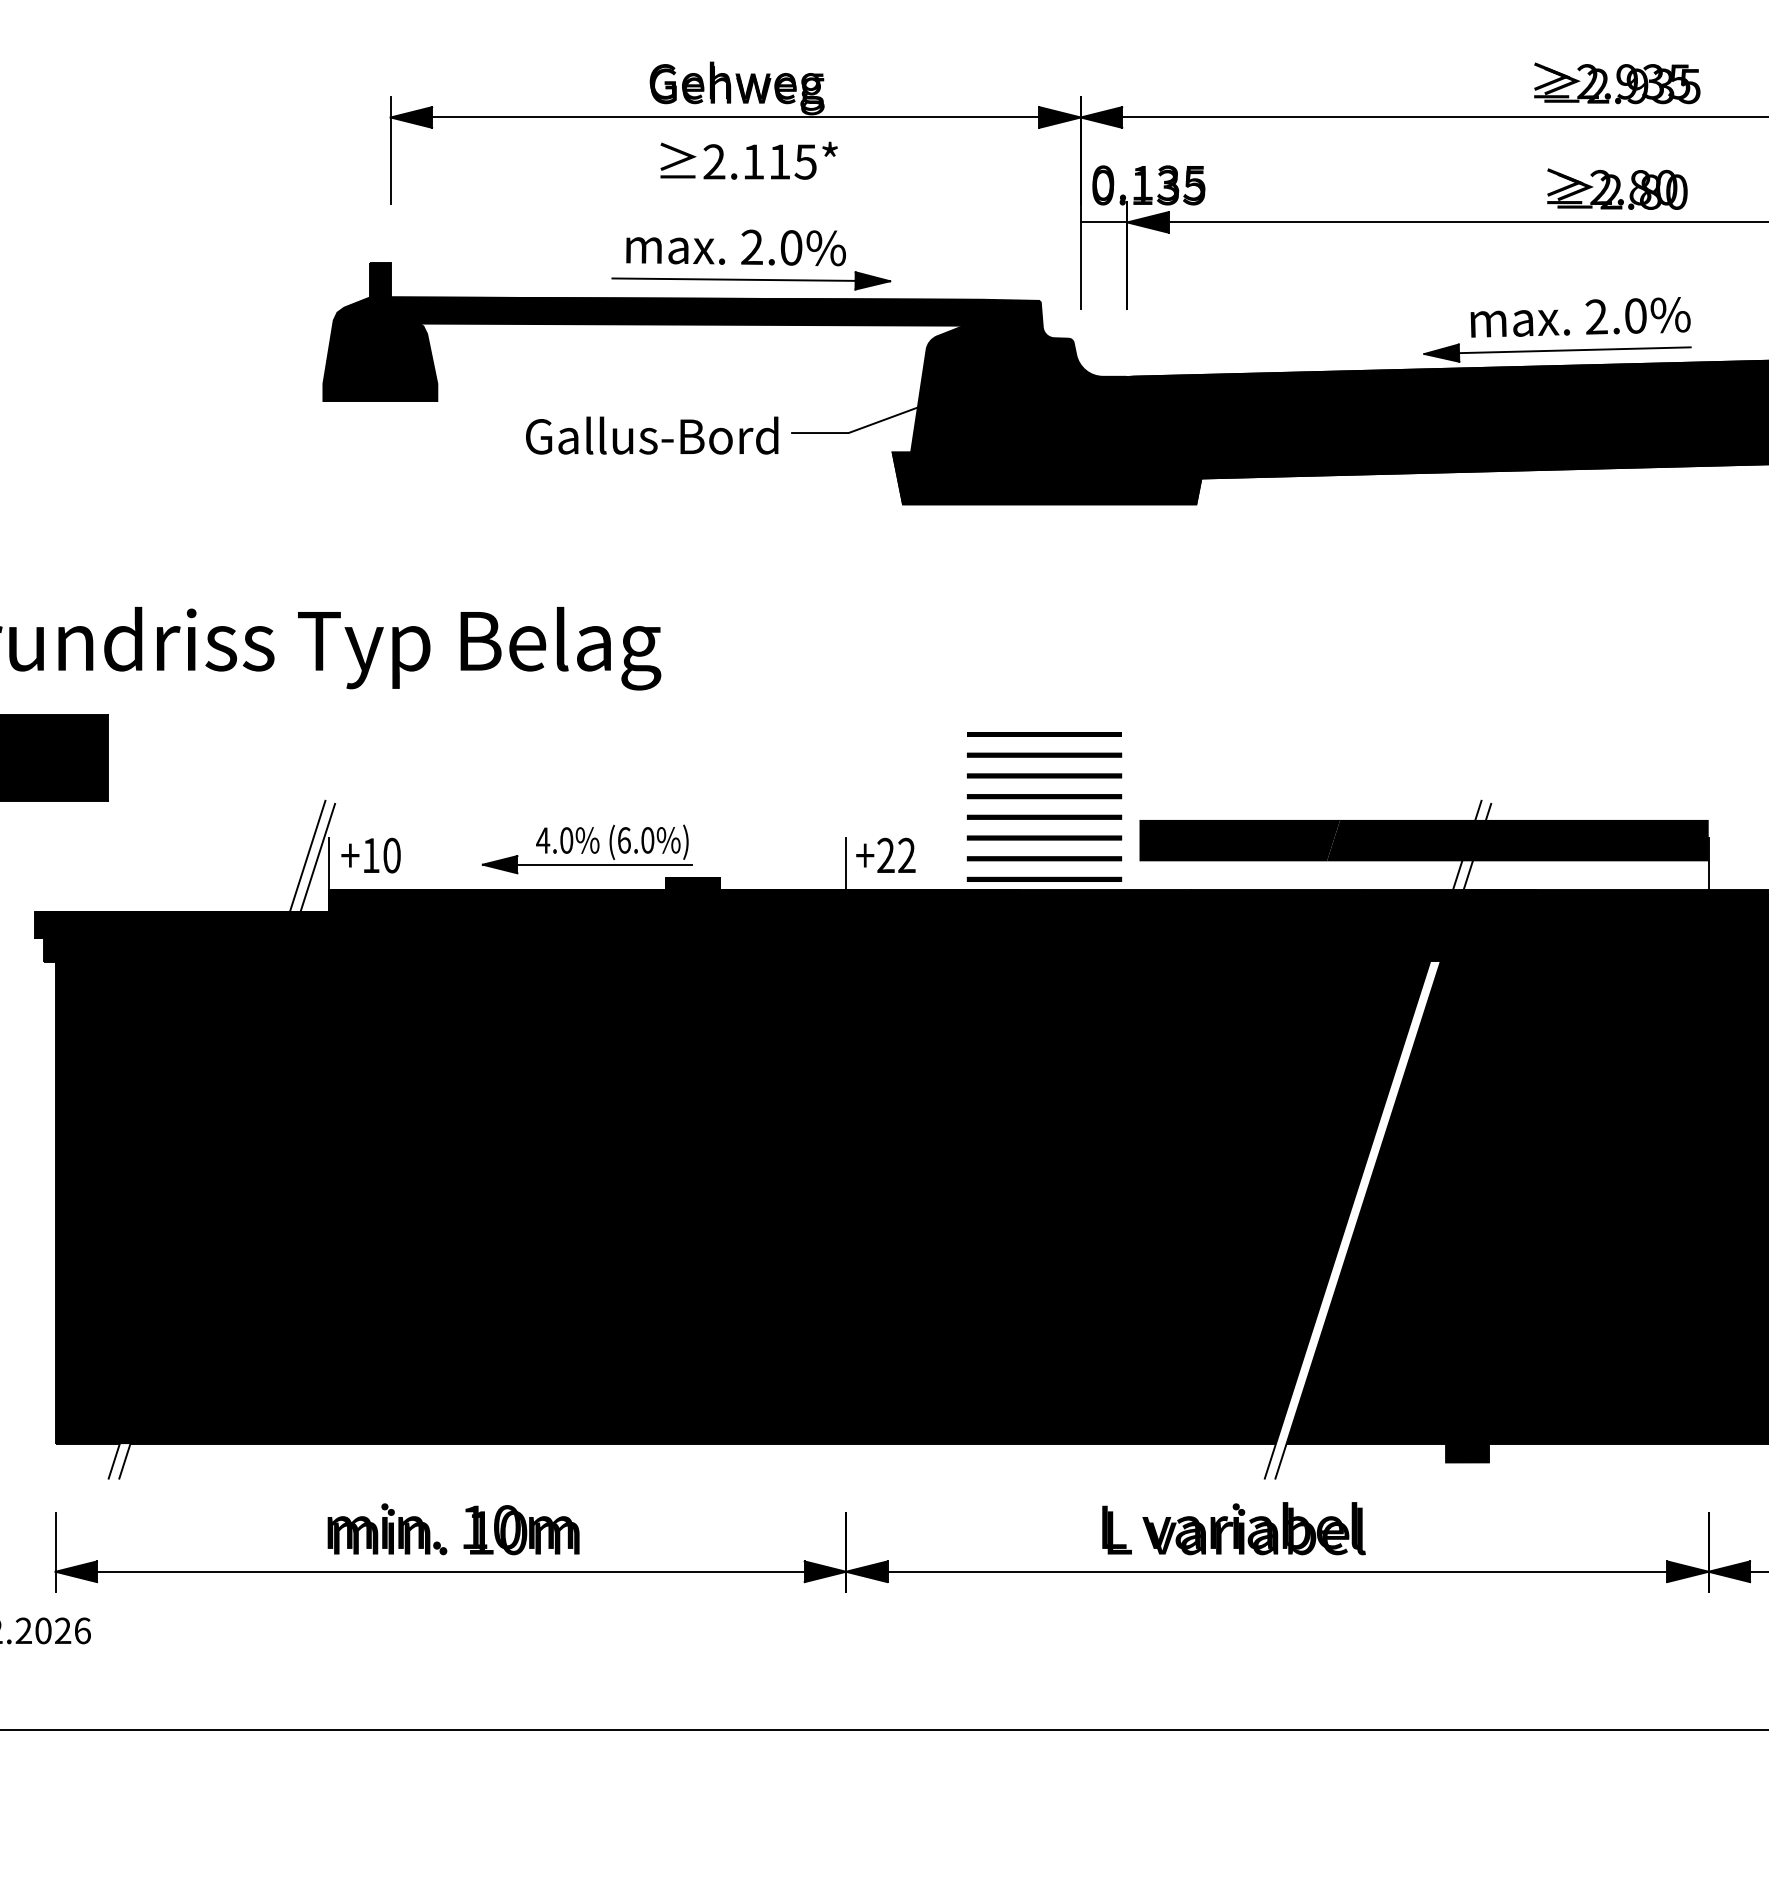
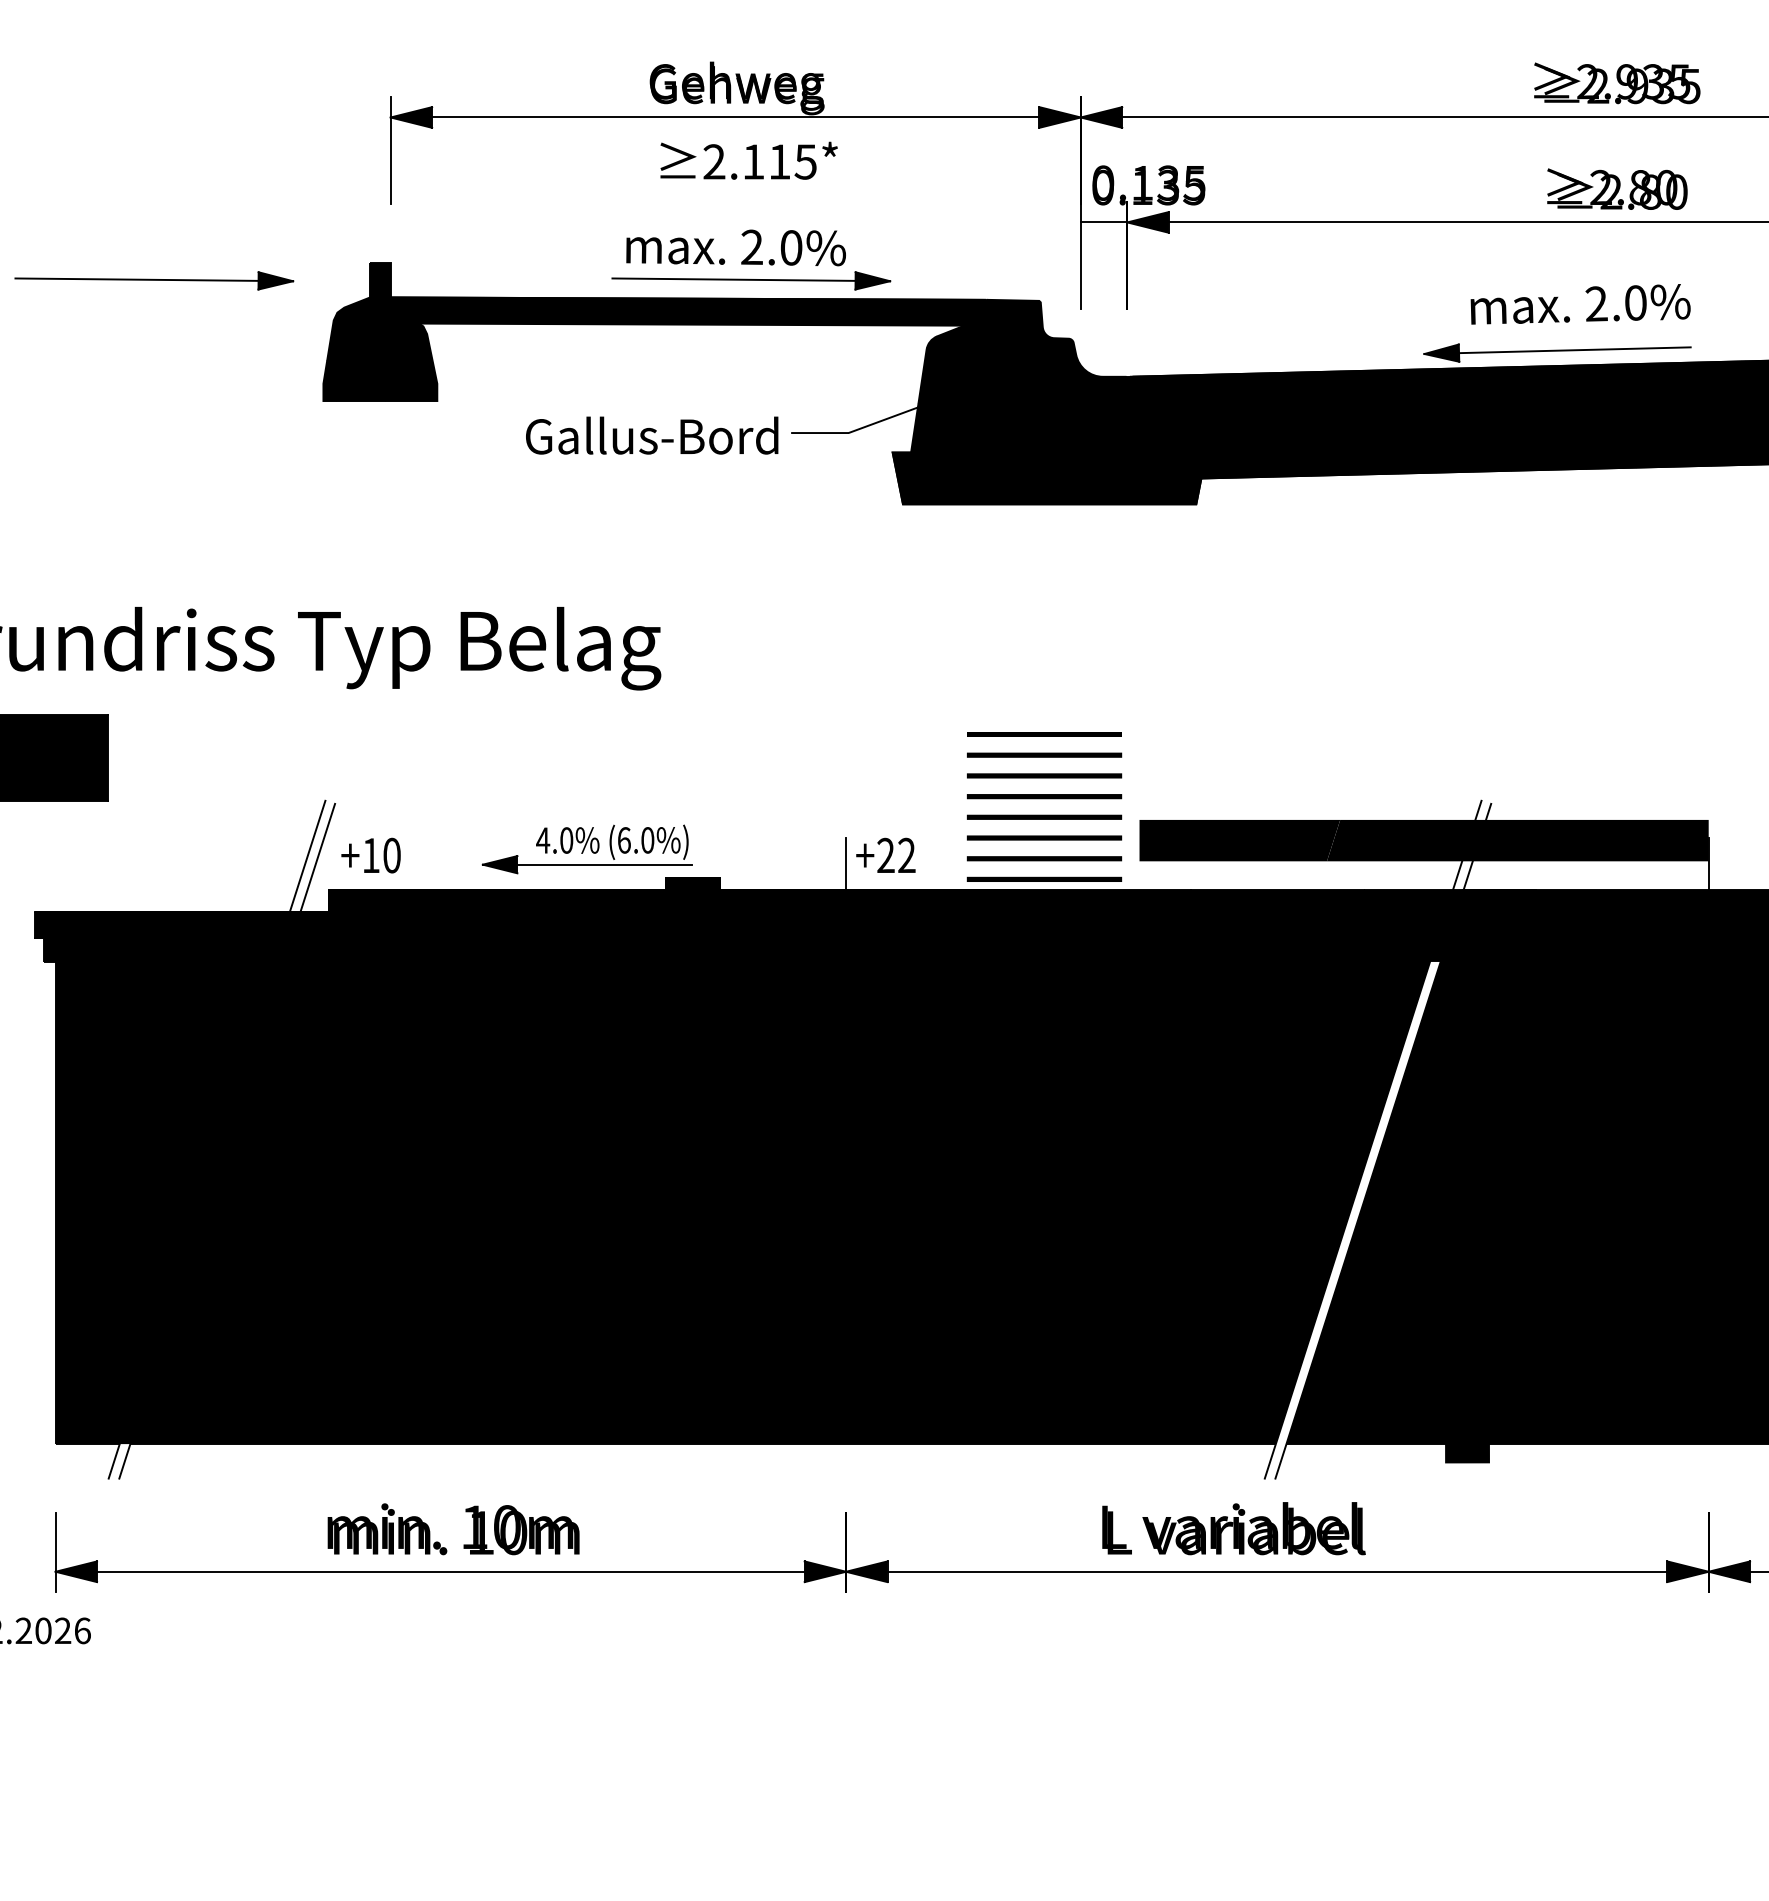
part: none -> present (154, 280)
text position: (1580, 317) -> (1580, 304) (1580, 304)
line: present -> none (328, 864)
line: present -> none (883, 1730)
